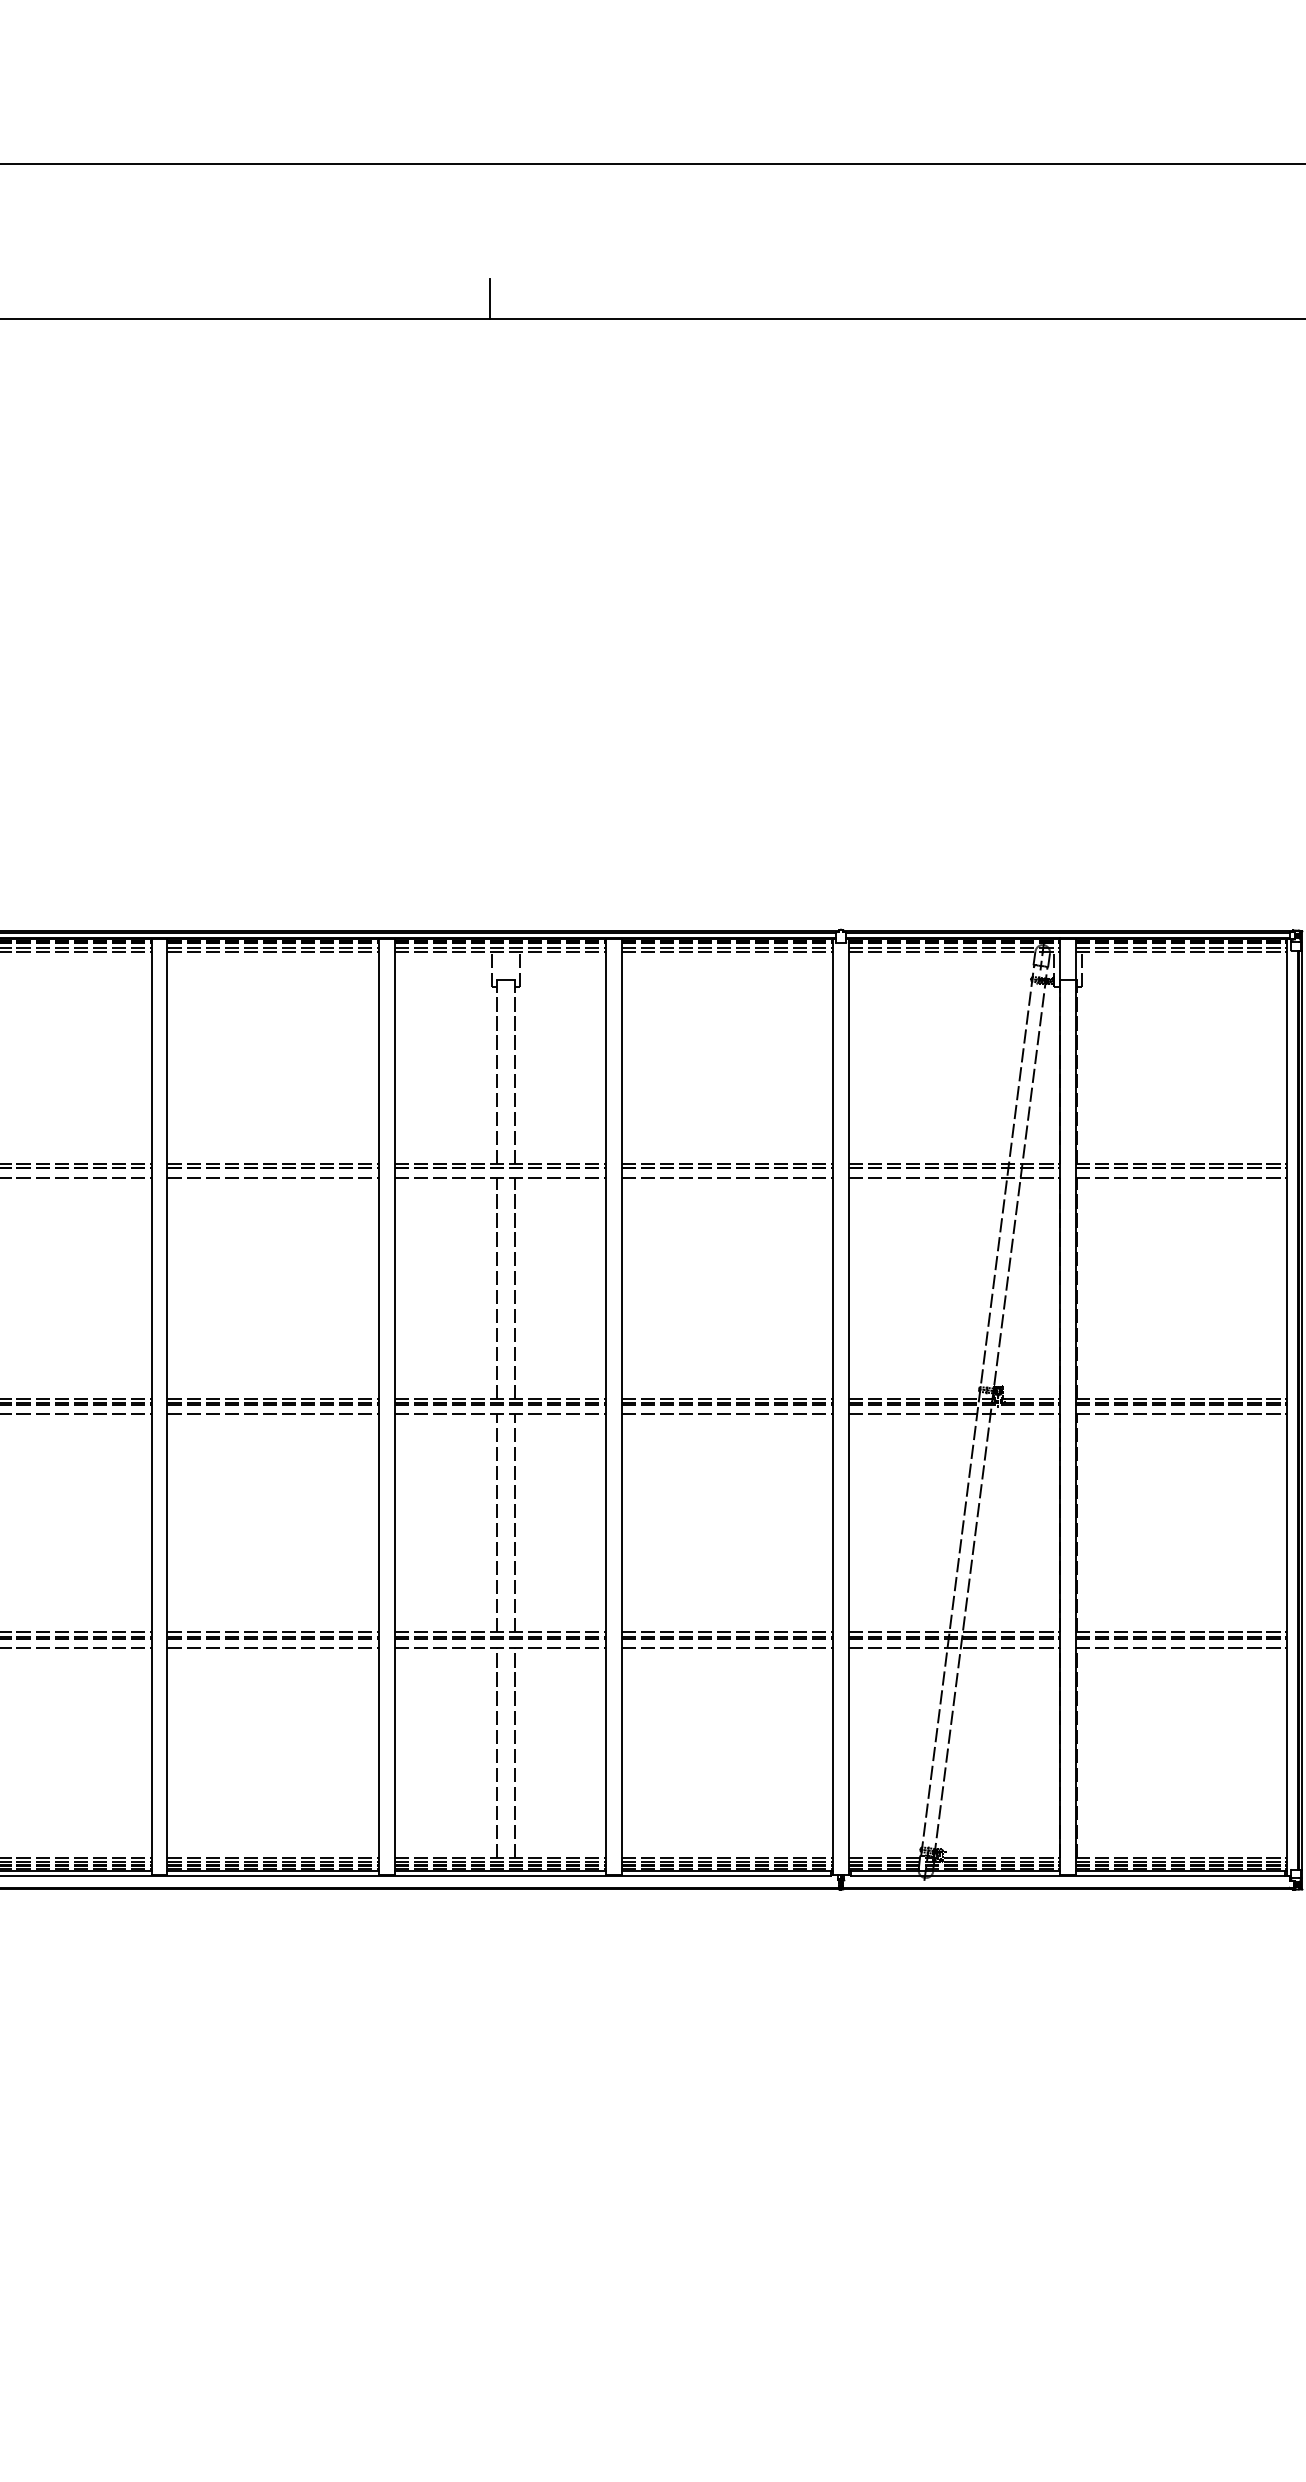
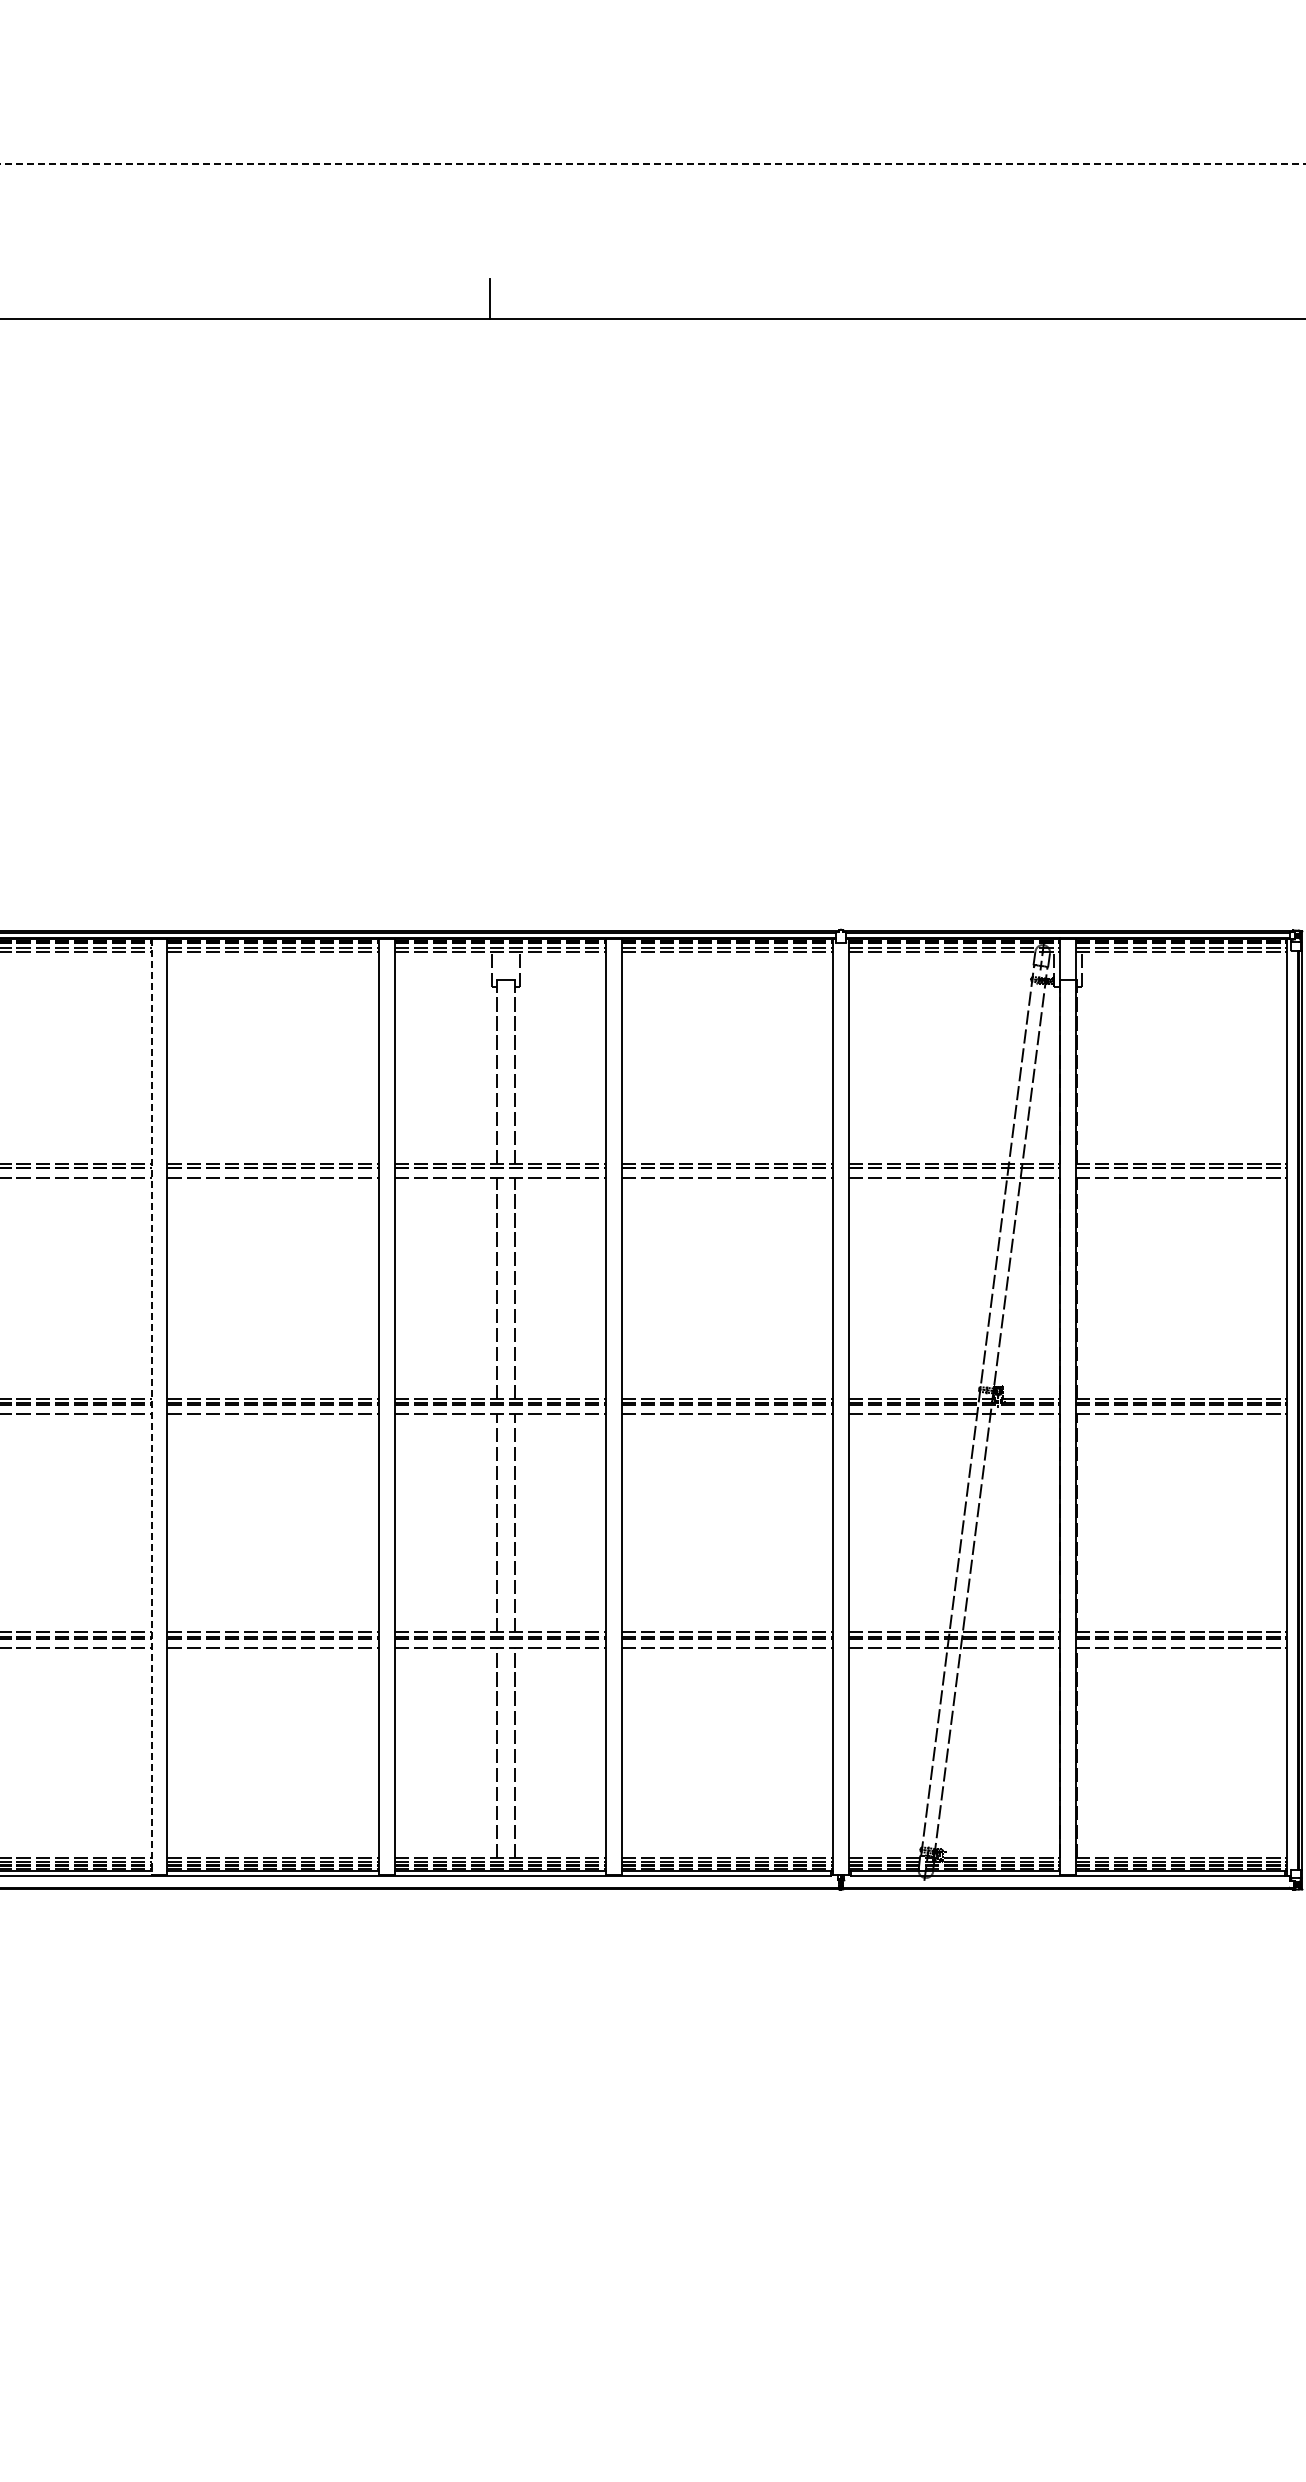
line: solid -> dashed (652, 164)
line: solid -> dashed (151, 1407)
